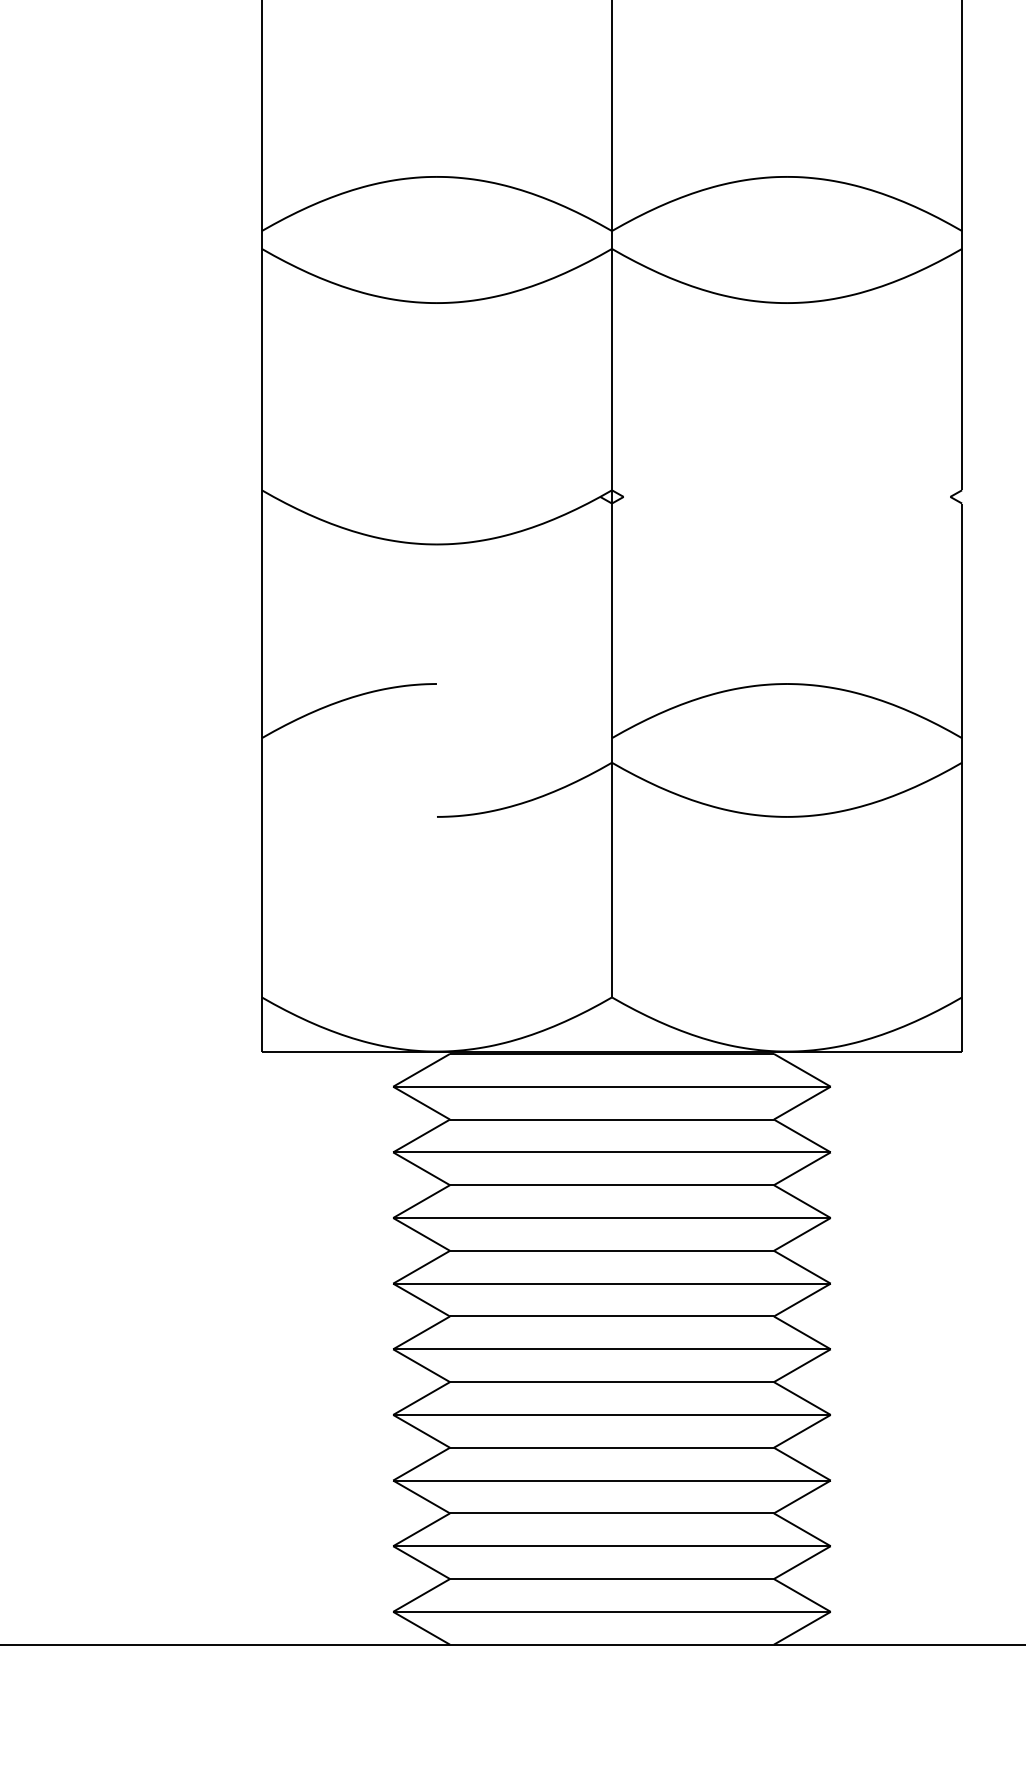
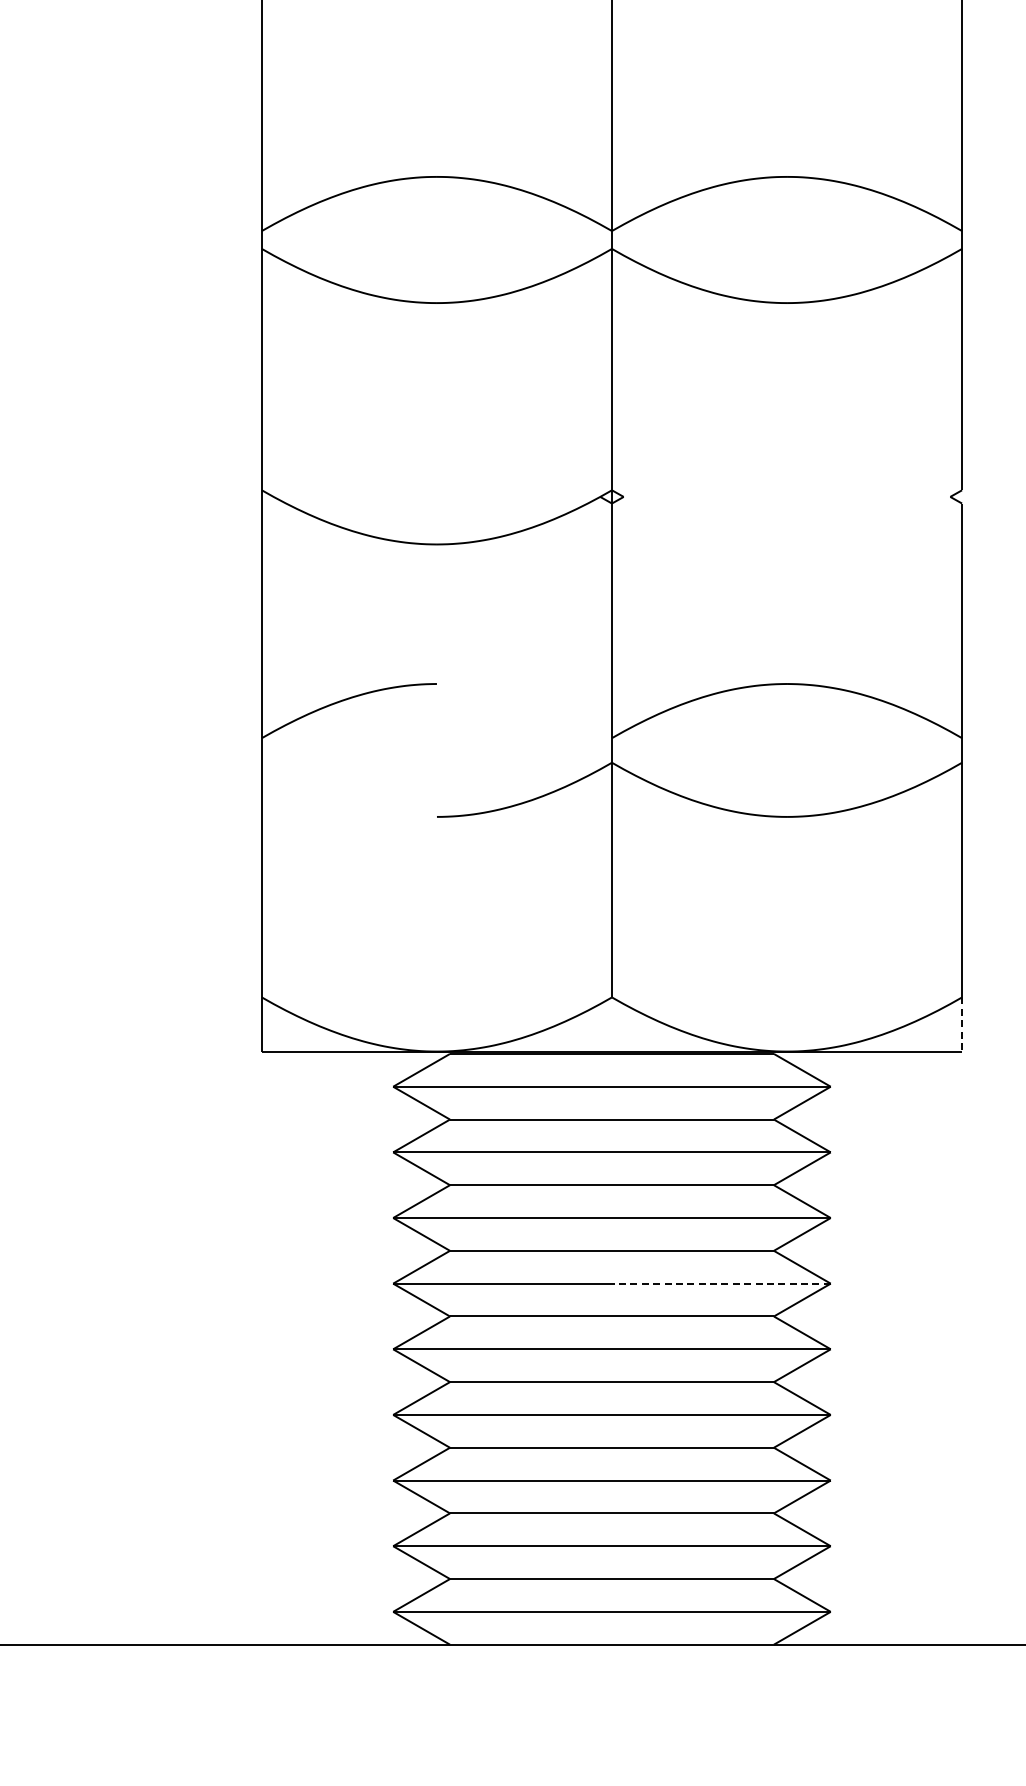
line: solid -> dashed (962, 1024)
line: solid -> dashed (720, 1283)
